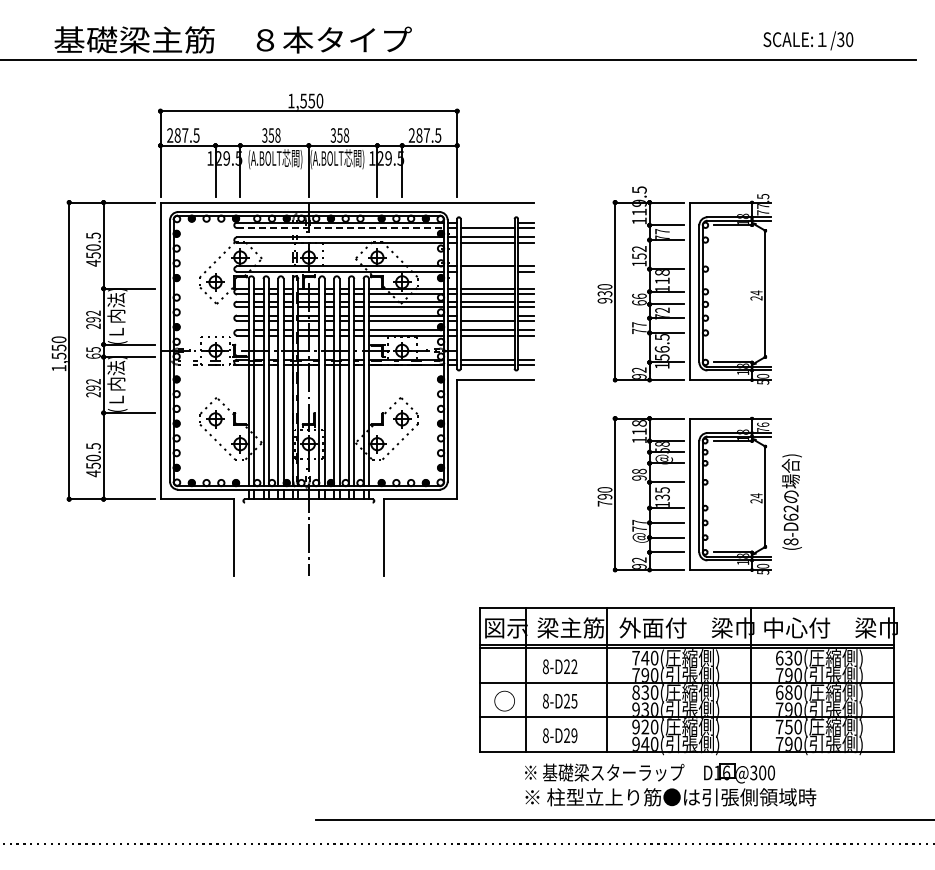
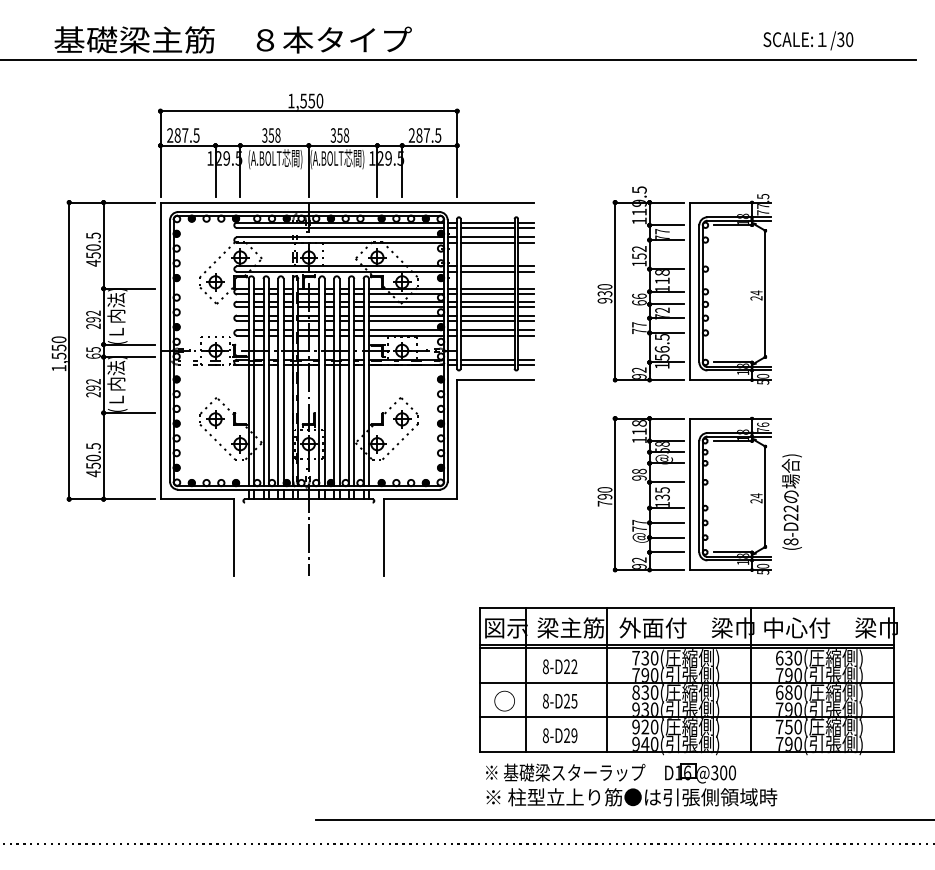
line: none -> present (487, 222)
line: dashed -> solid (340, 228)
line: none -> present (487, 271)
line: none -> present (487, 315)
text: (8-D62 -> (8-D22 (790, 516)
text: 740( -> 730( (645, 657)
part position: (670, 784) -> (631, 784) (631, 784)
